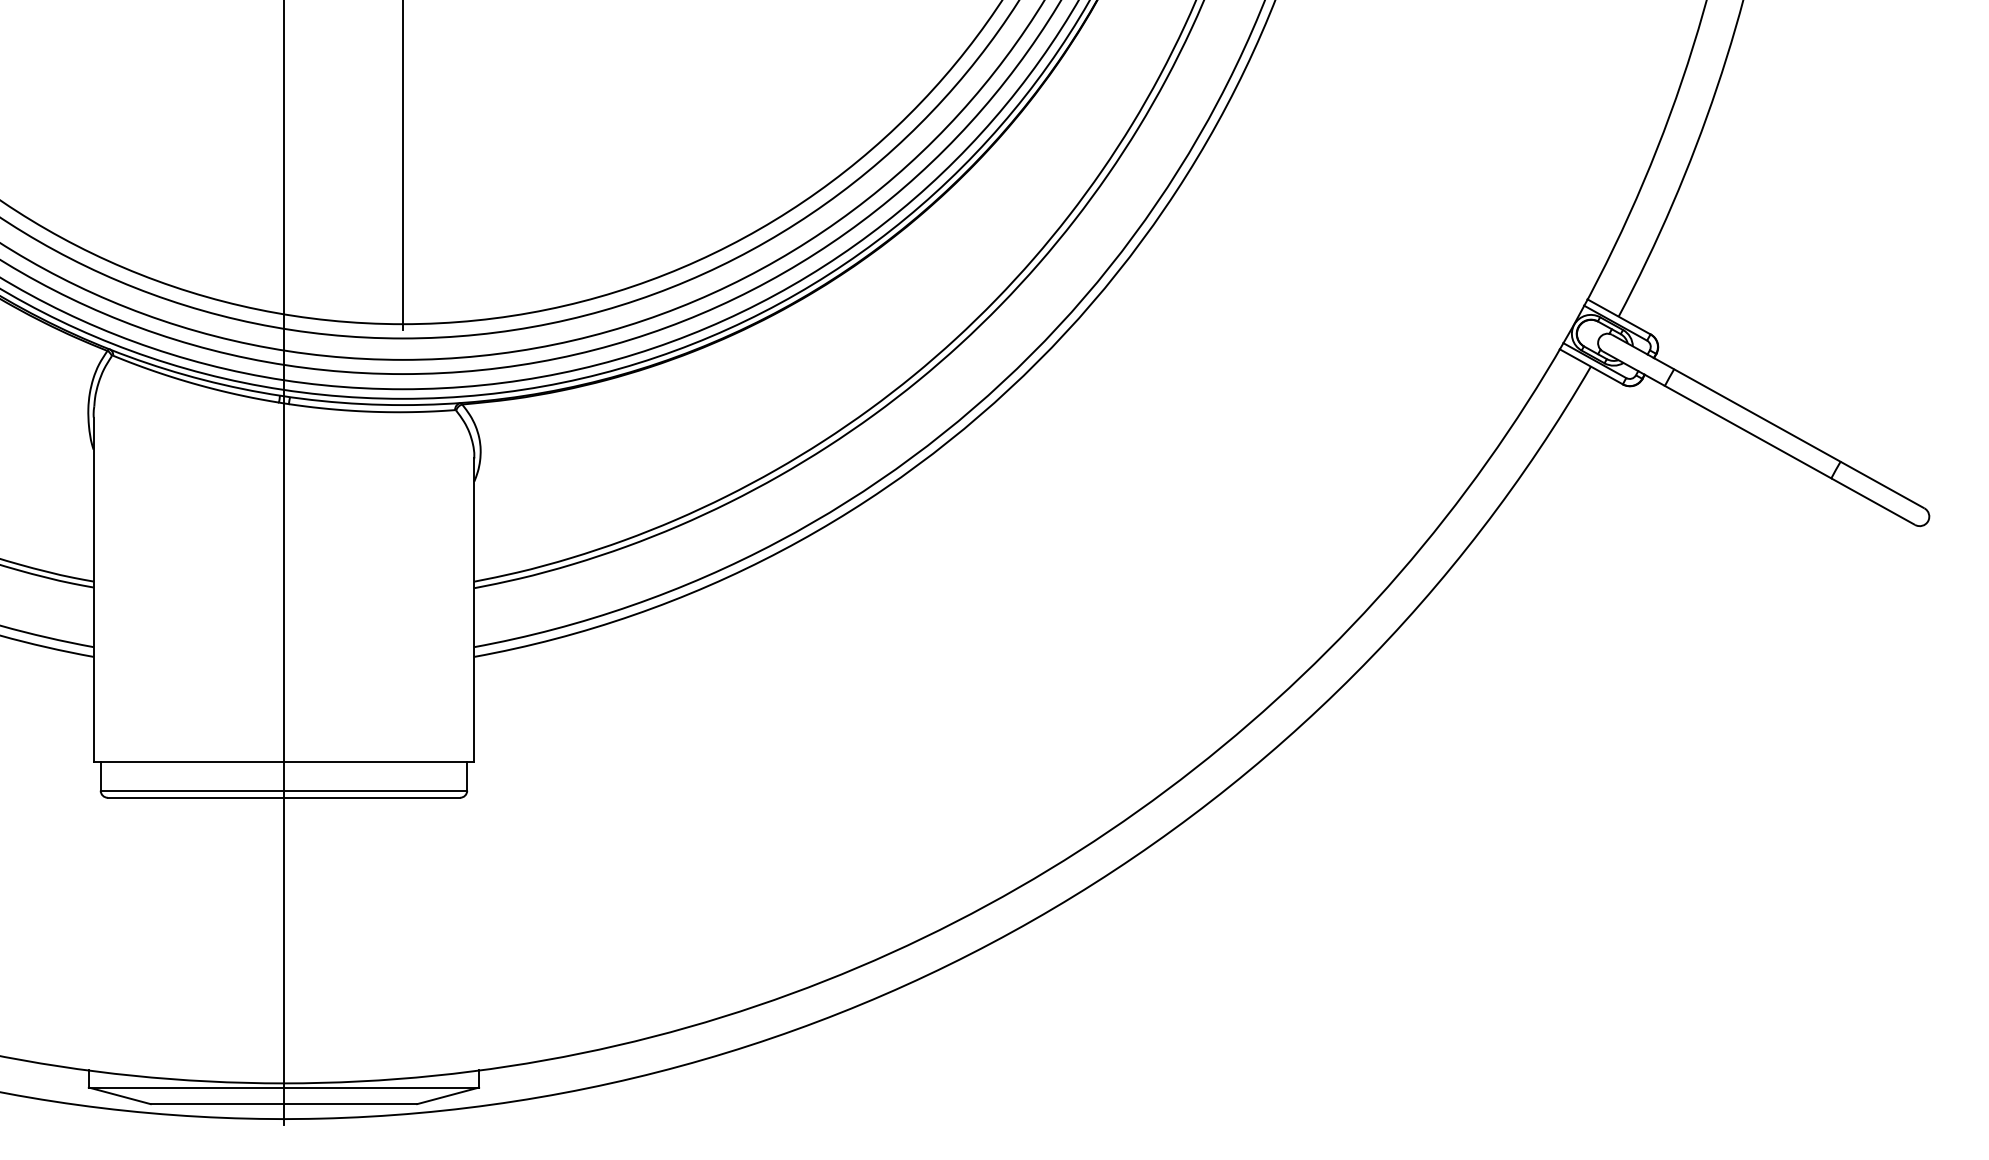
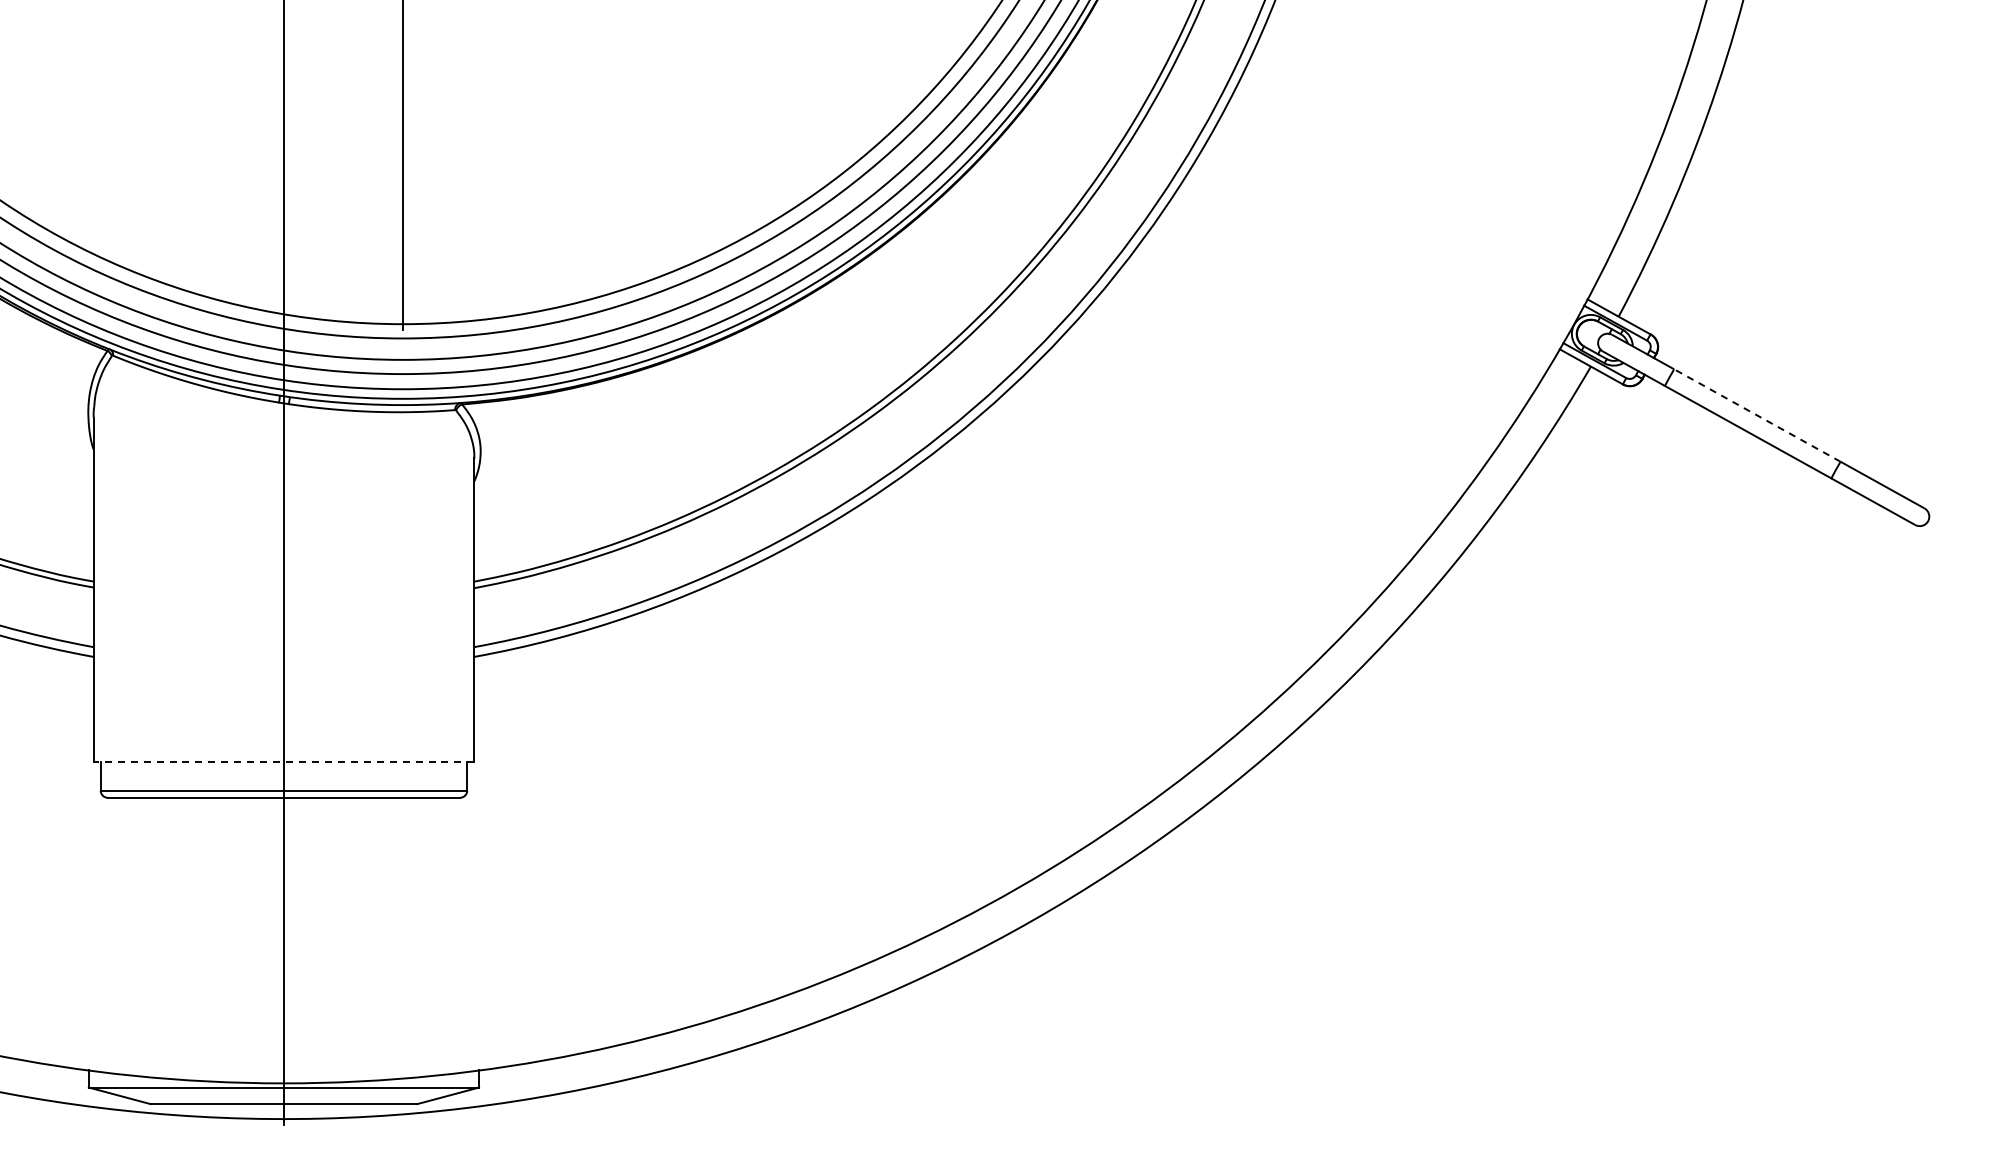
line: solid -> dashed (1756, 415)
line: solid -> dashed (283, 762)
